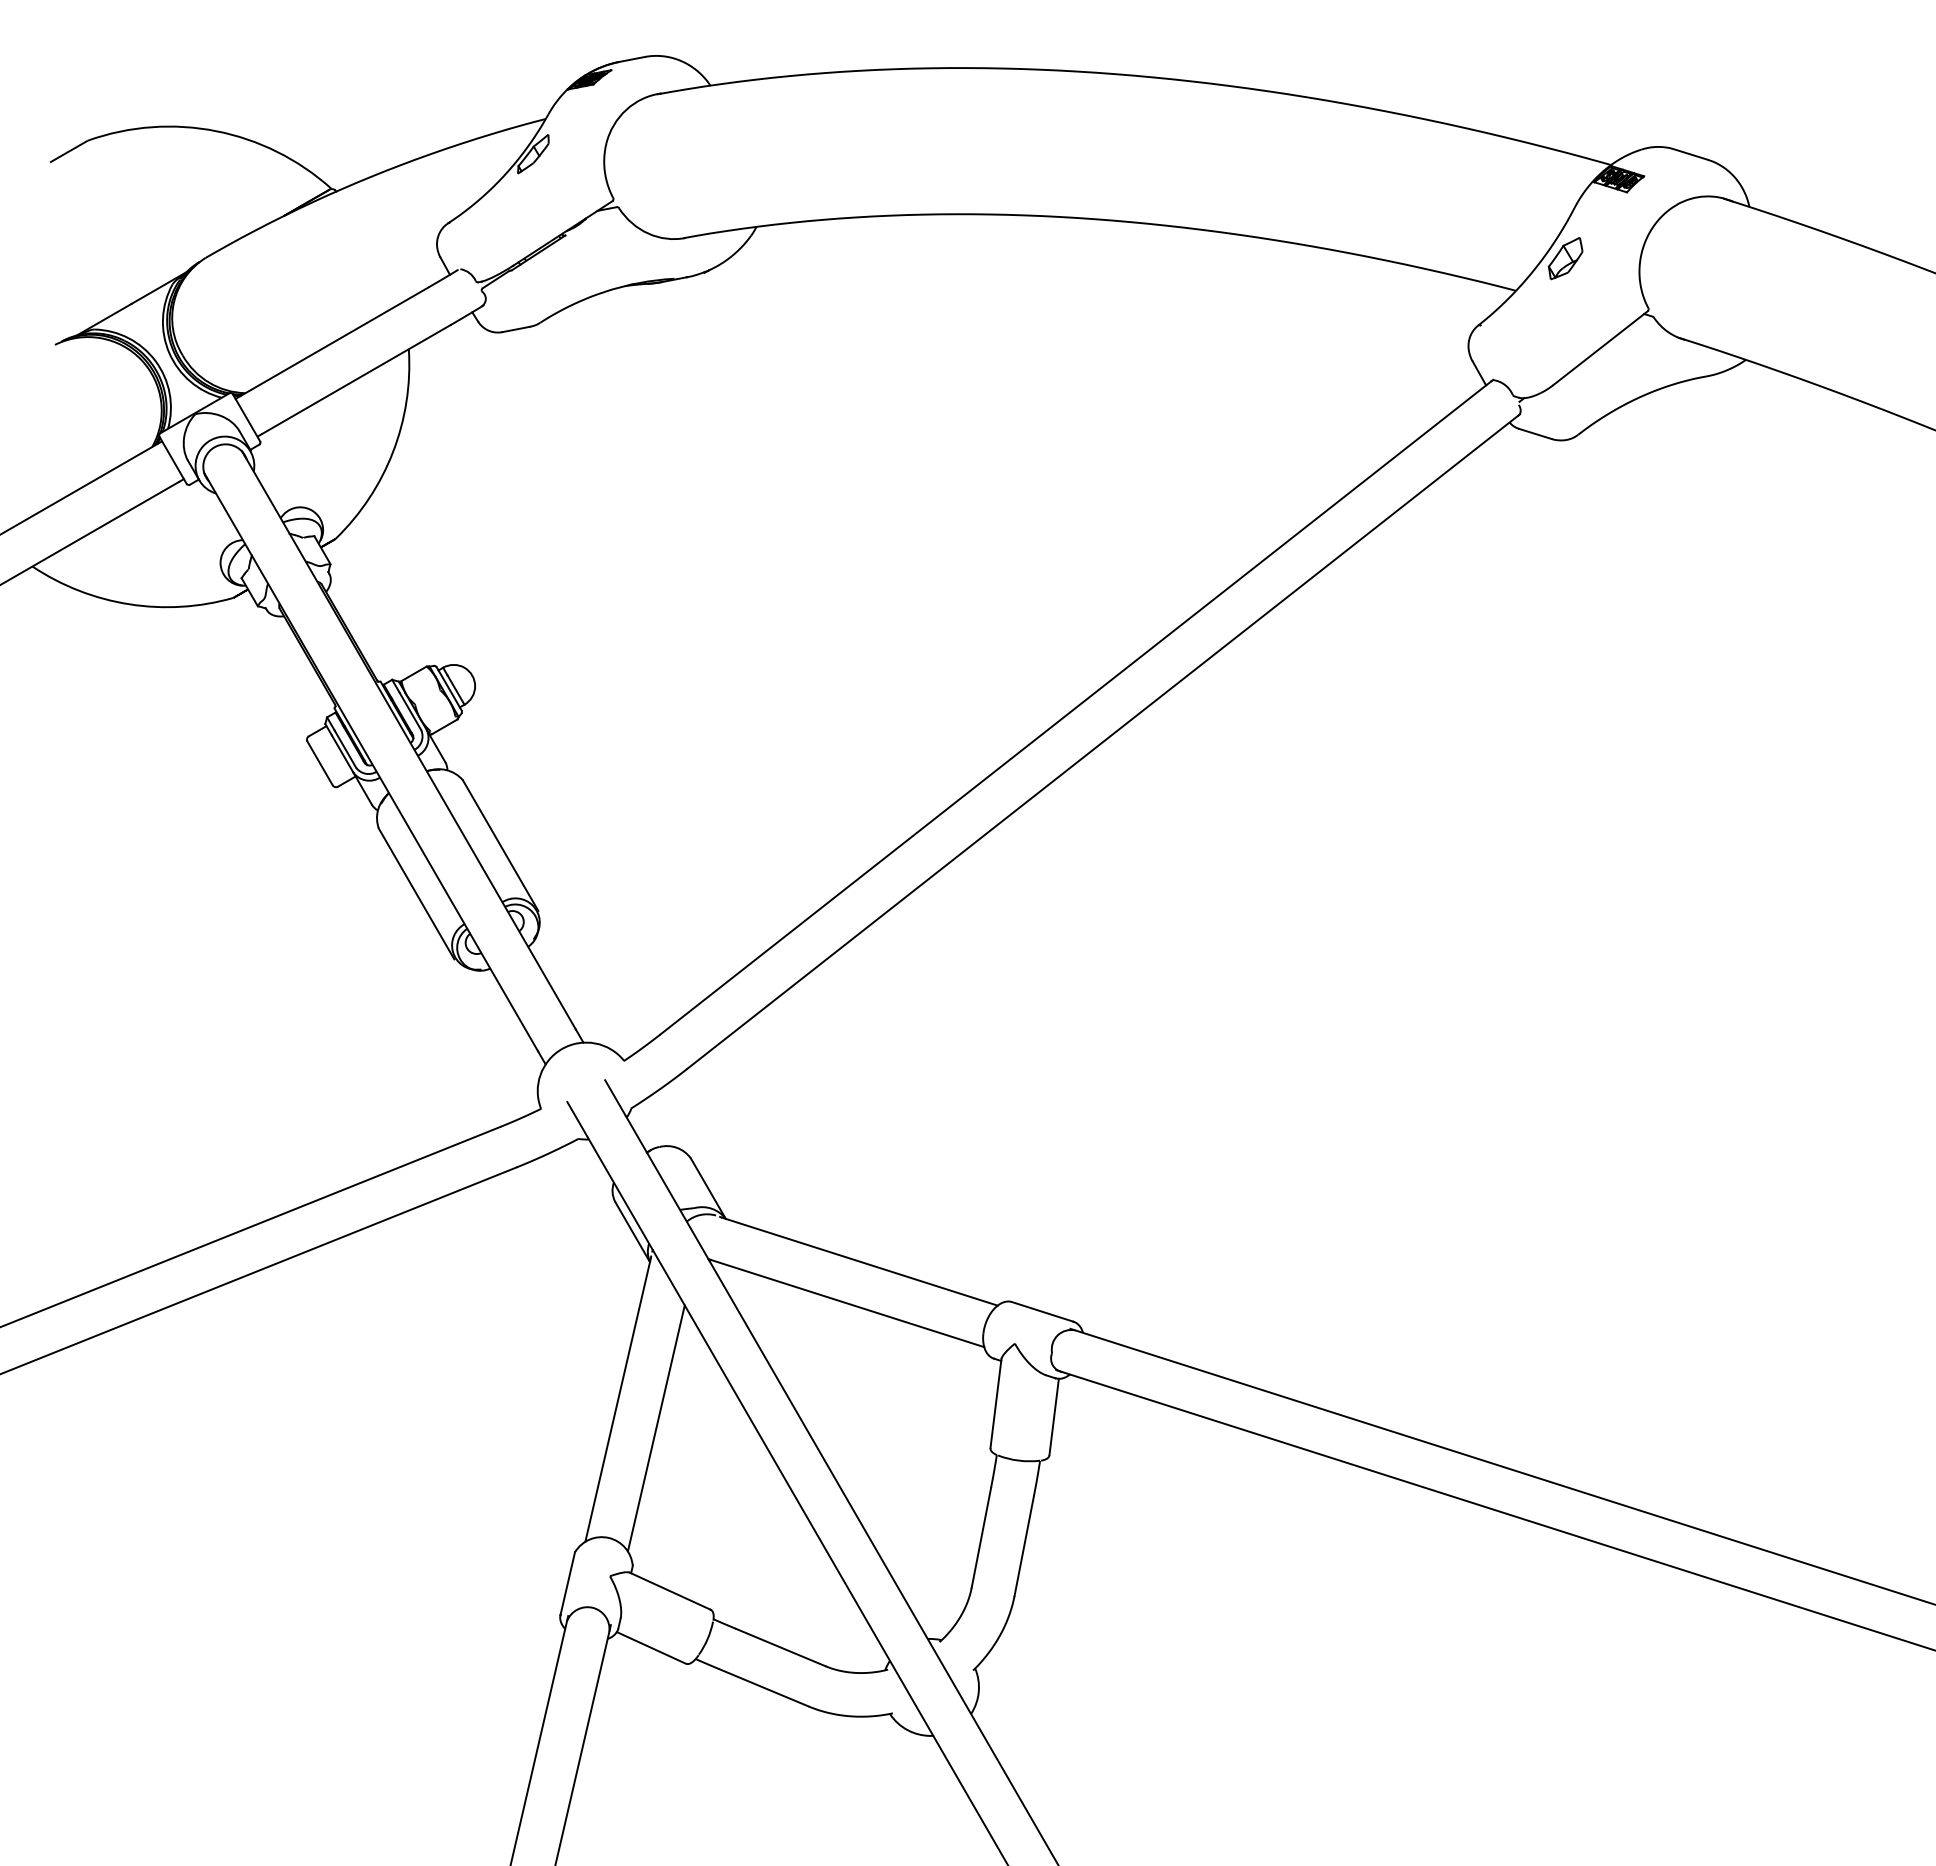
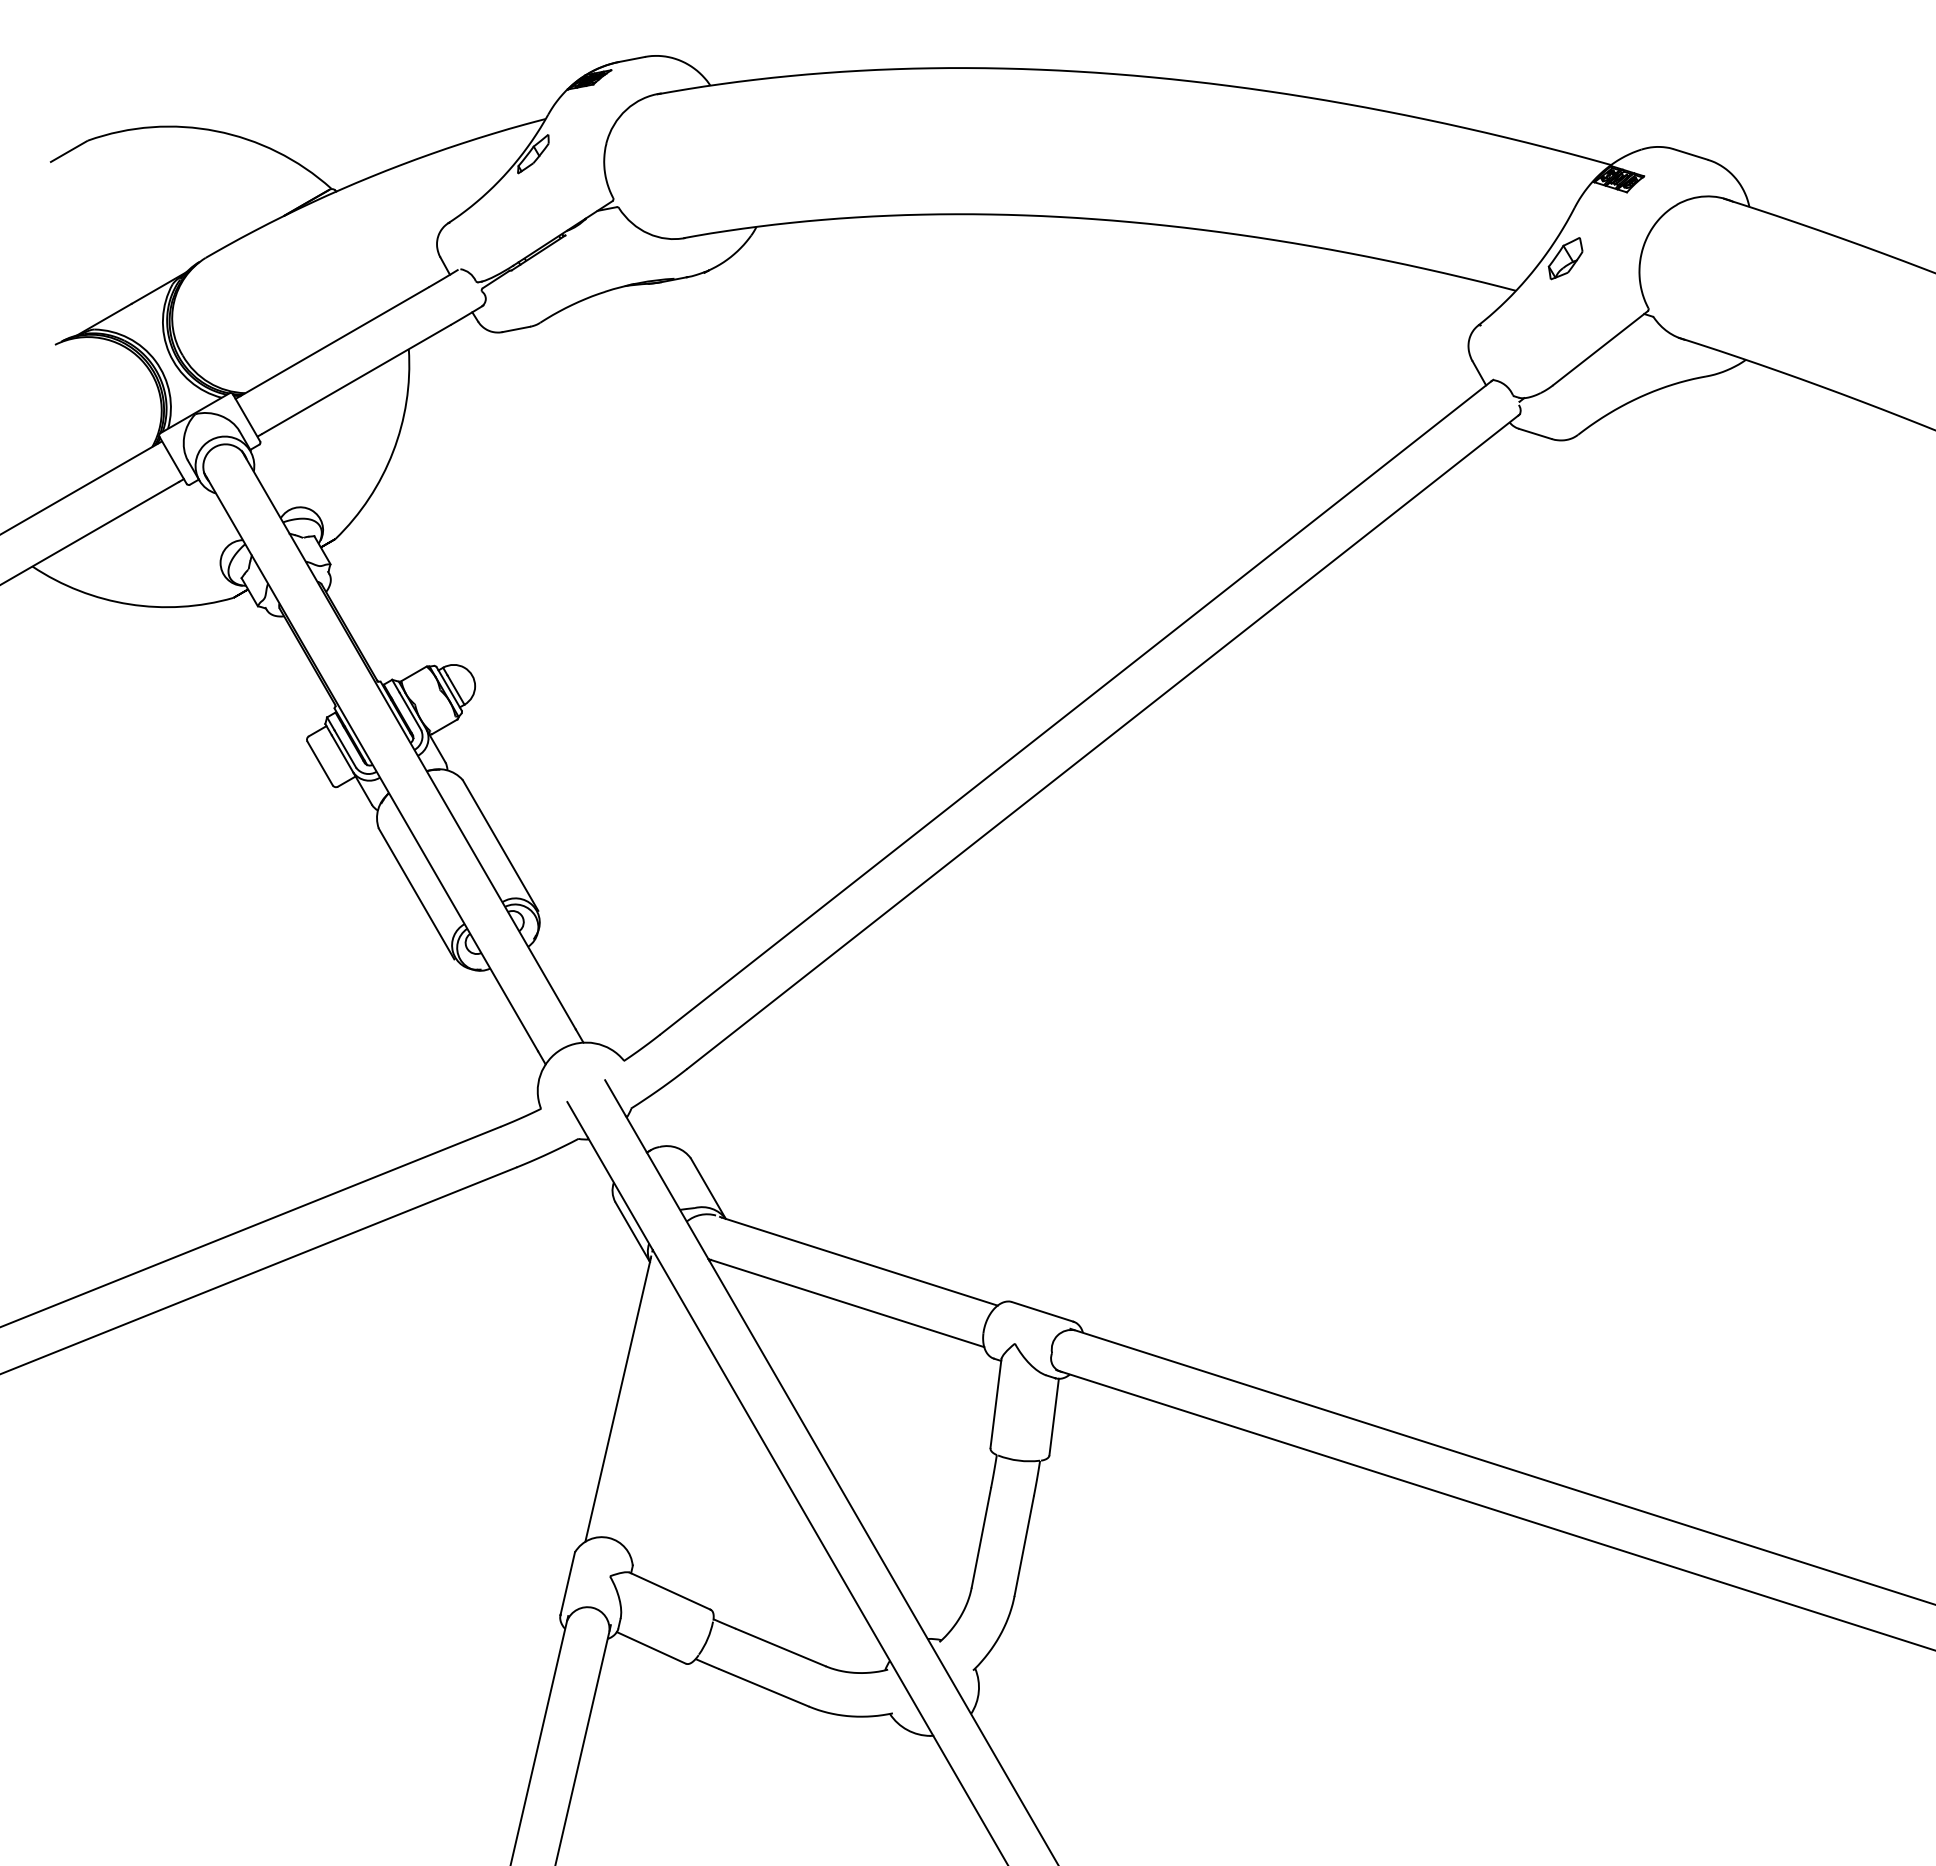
line: present -> none (655, 1428)
